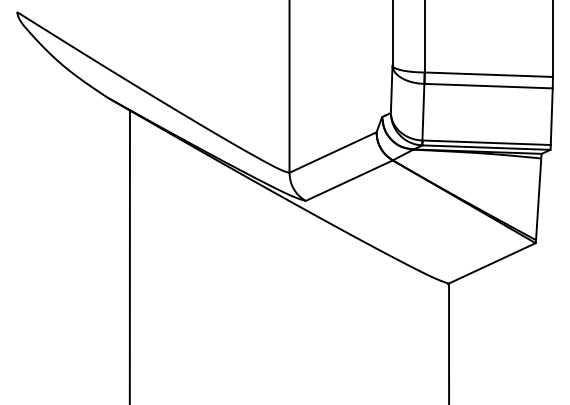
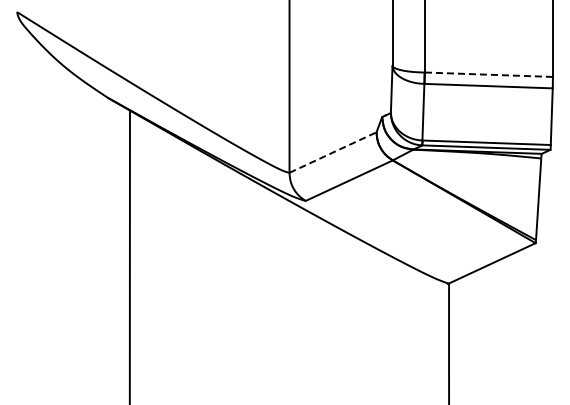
line: solid -> dashed (488, 74)
line: solid -> dashed (333, 152)
